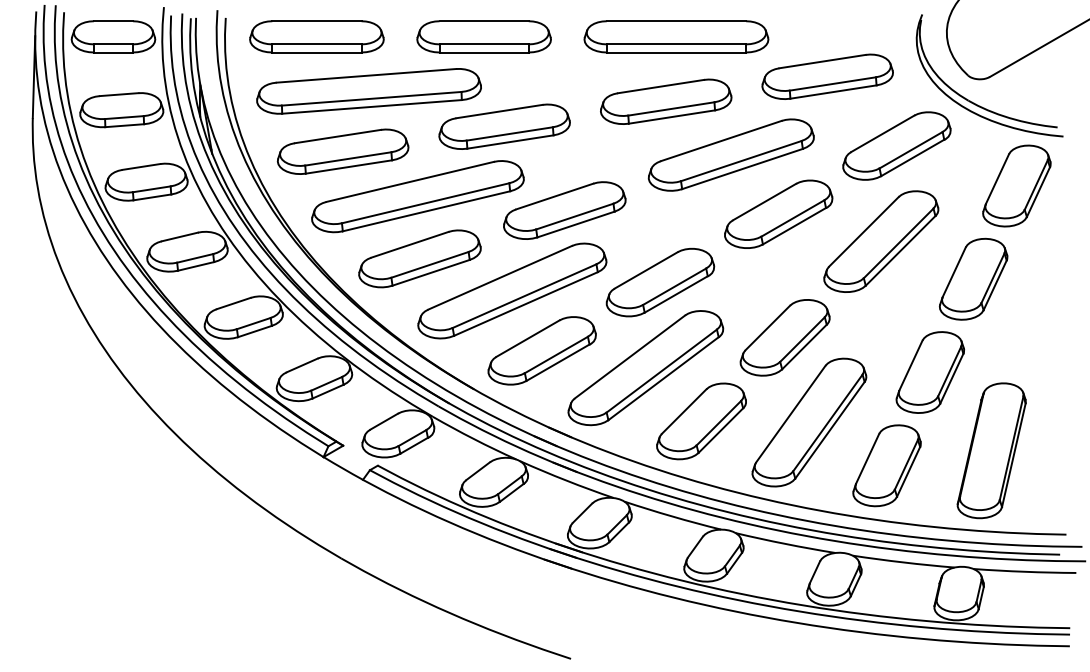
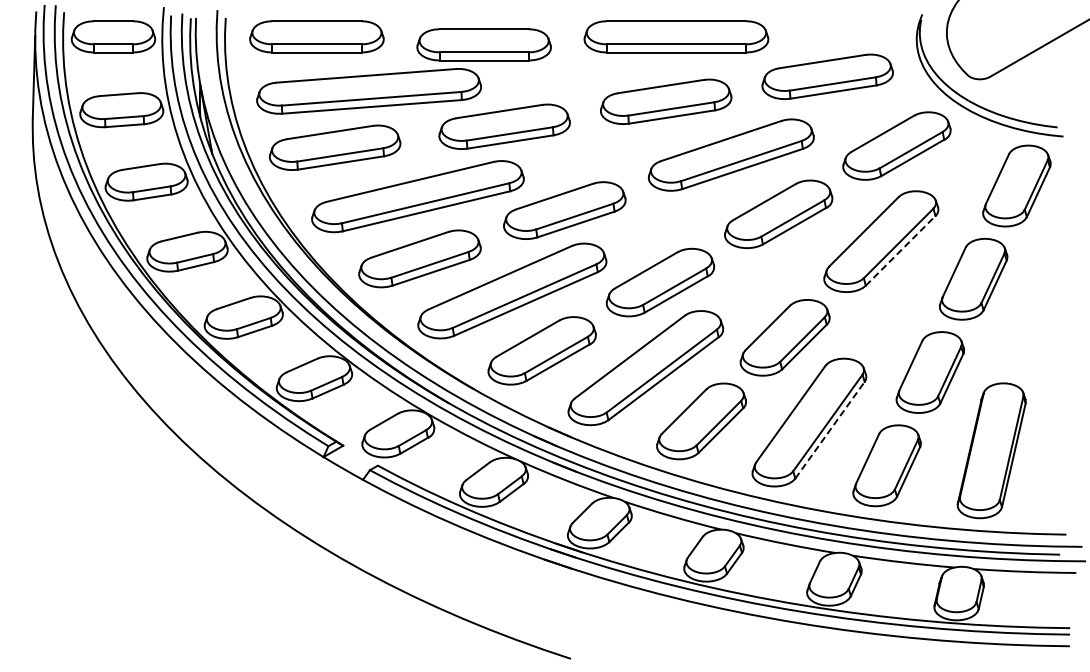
part position: (483, 36) -> (483, 44) (483, 44)
part position: (342, 151) -> (334, 147) (334, 147)
line: solid -> dashed (900, 250)
line: solid -> dashed (830, 429)
